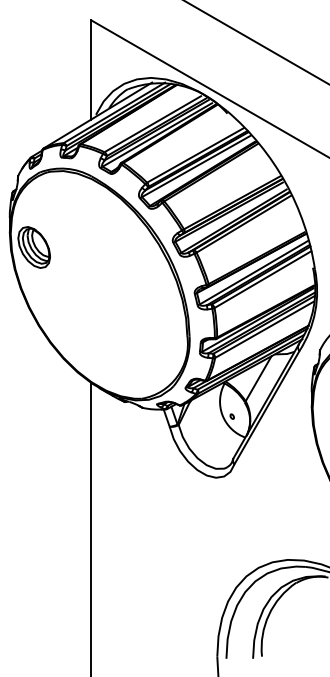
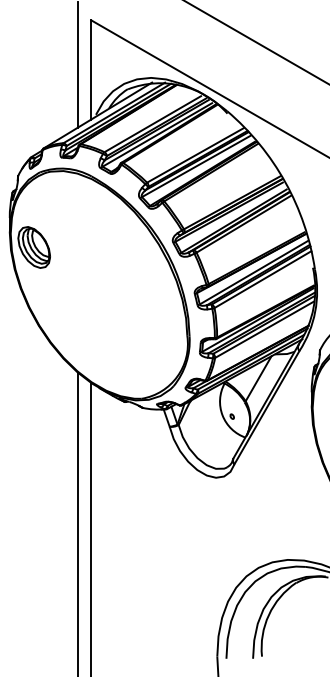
line: none -> present (77, 64)
line: none -> present (77, 522)
